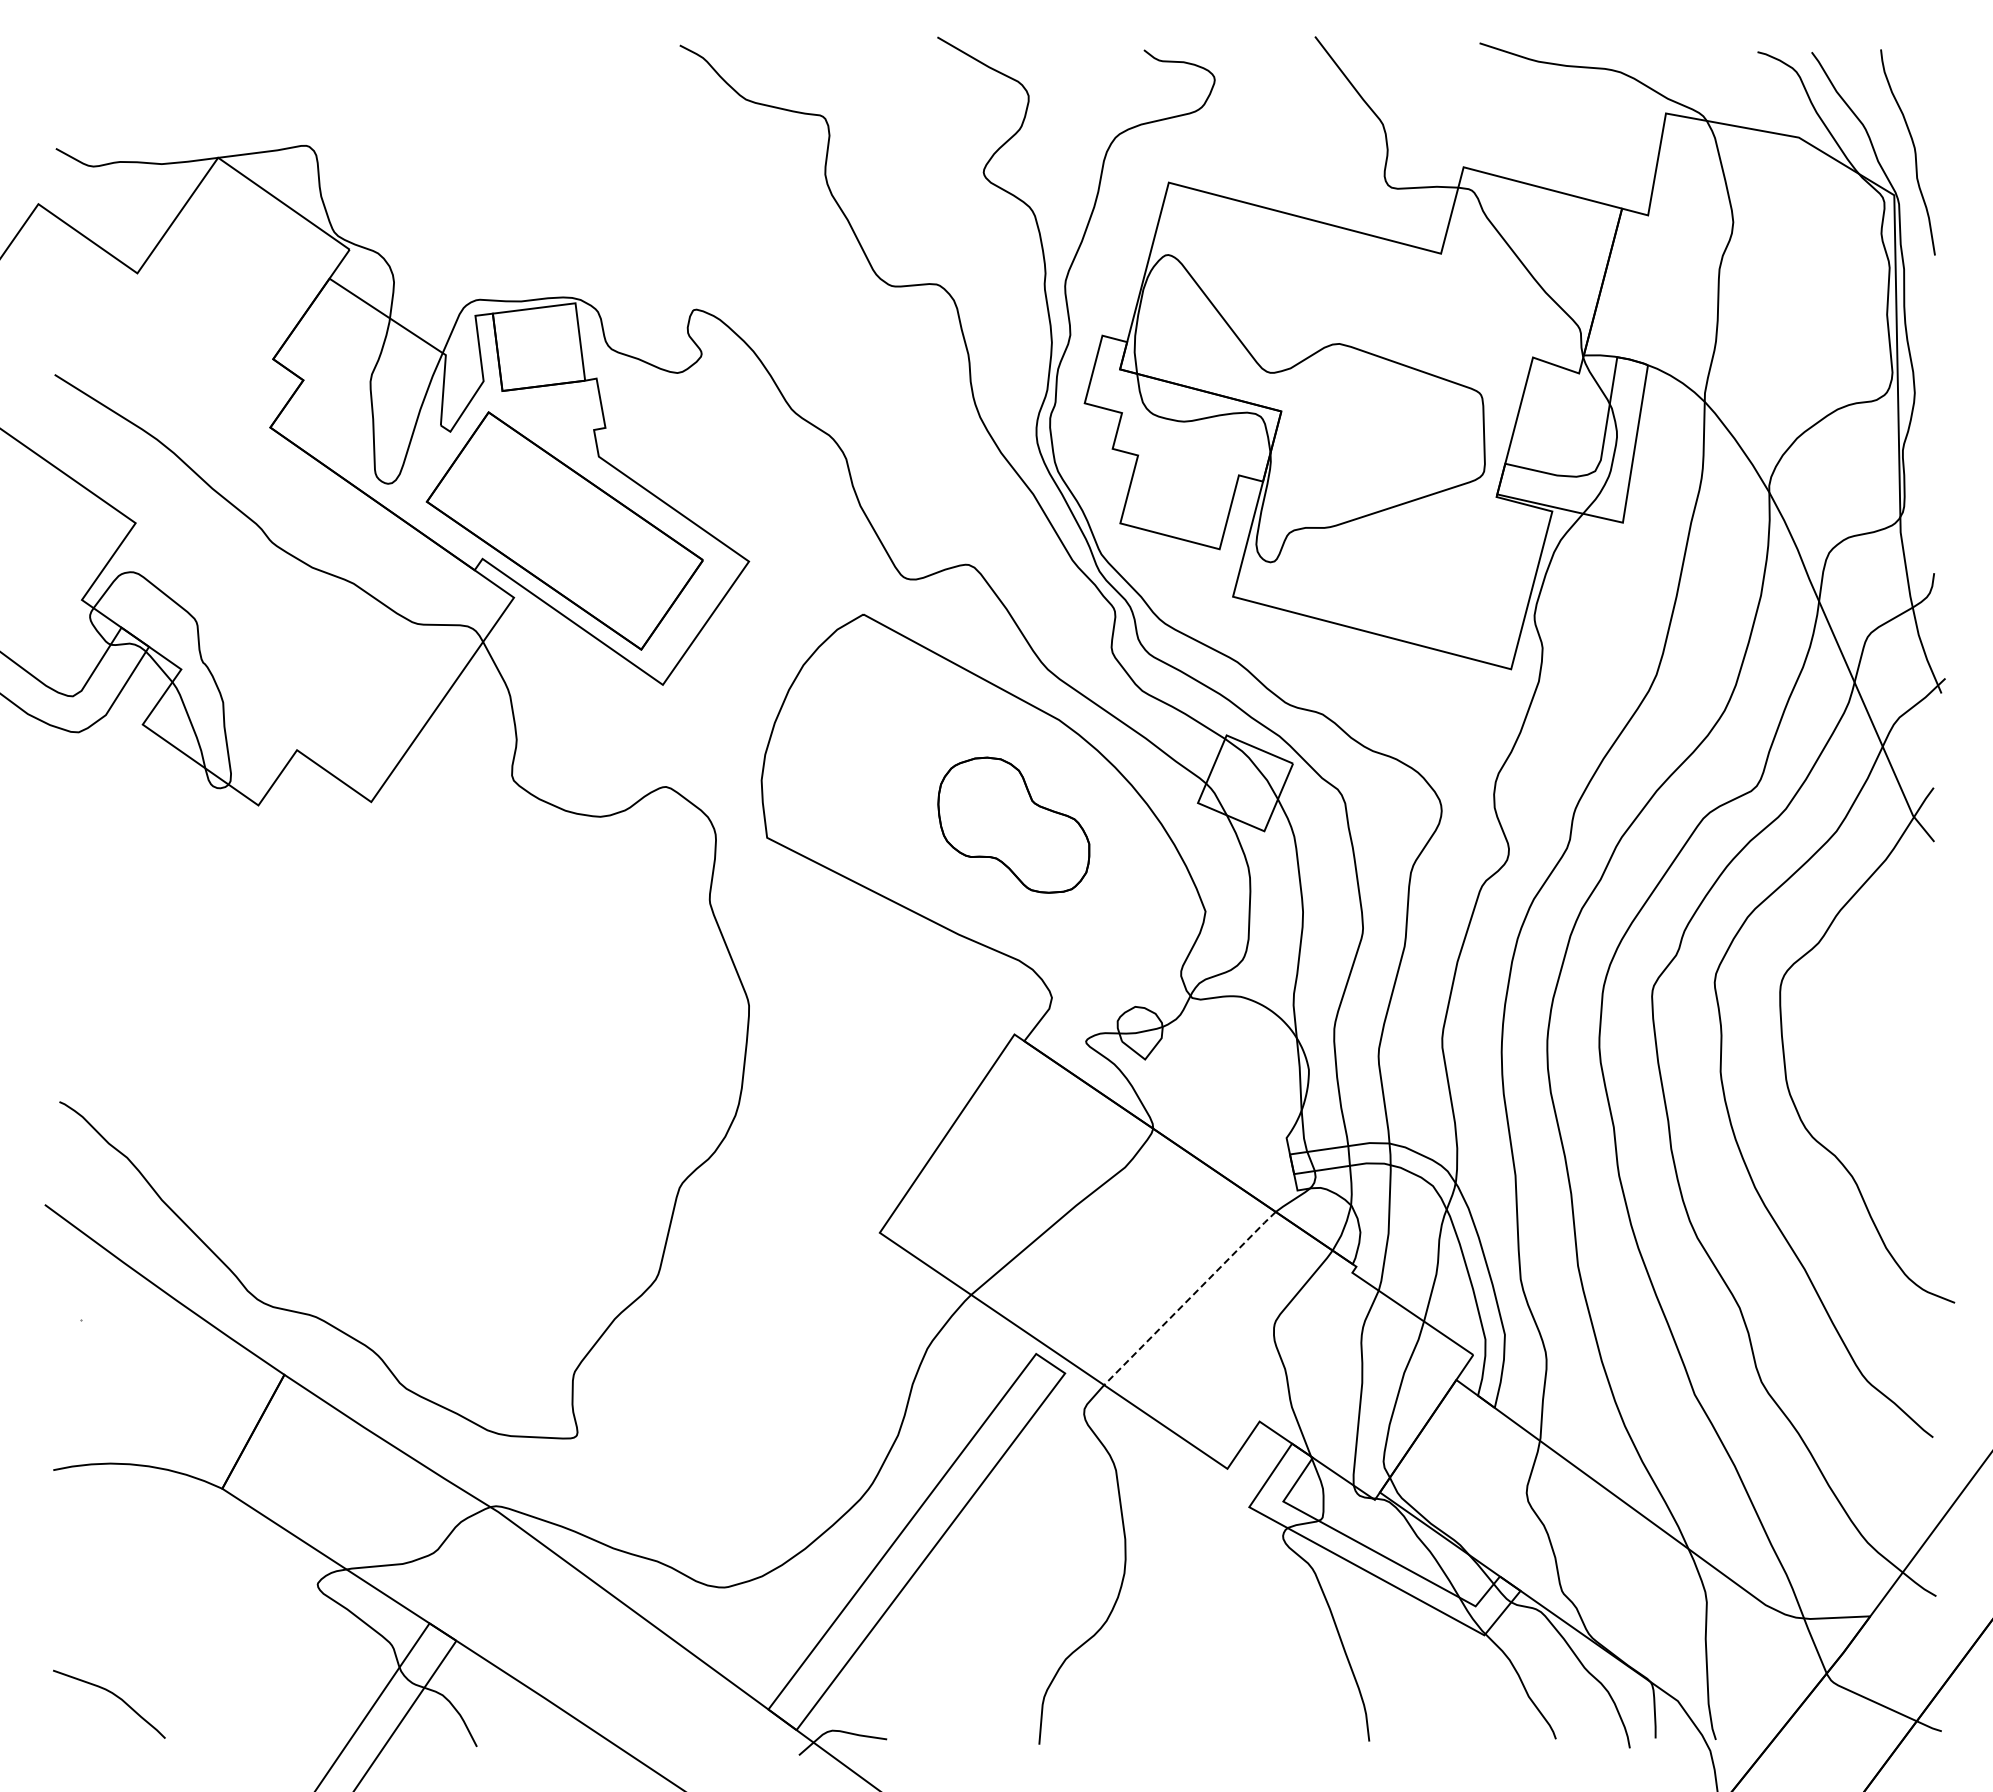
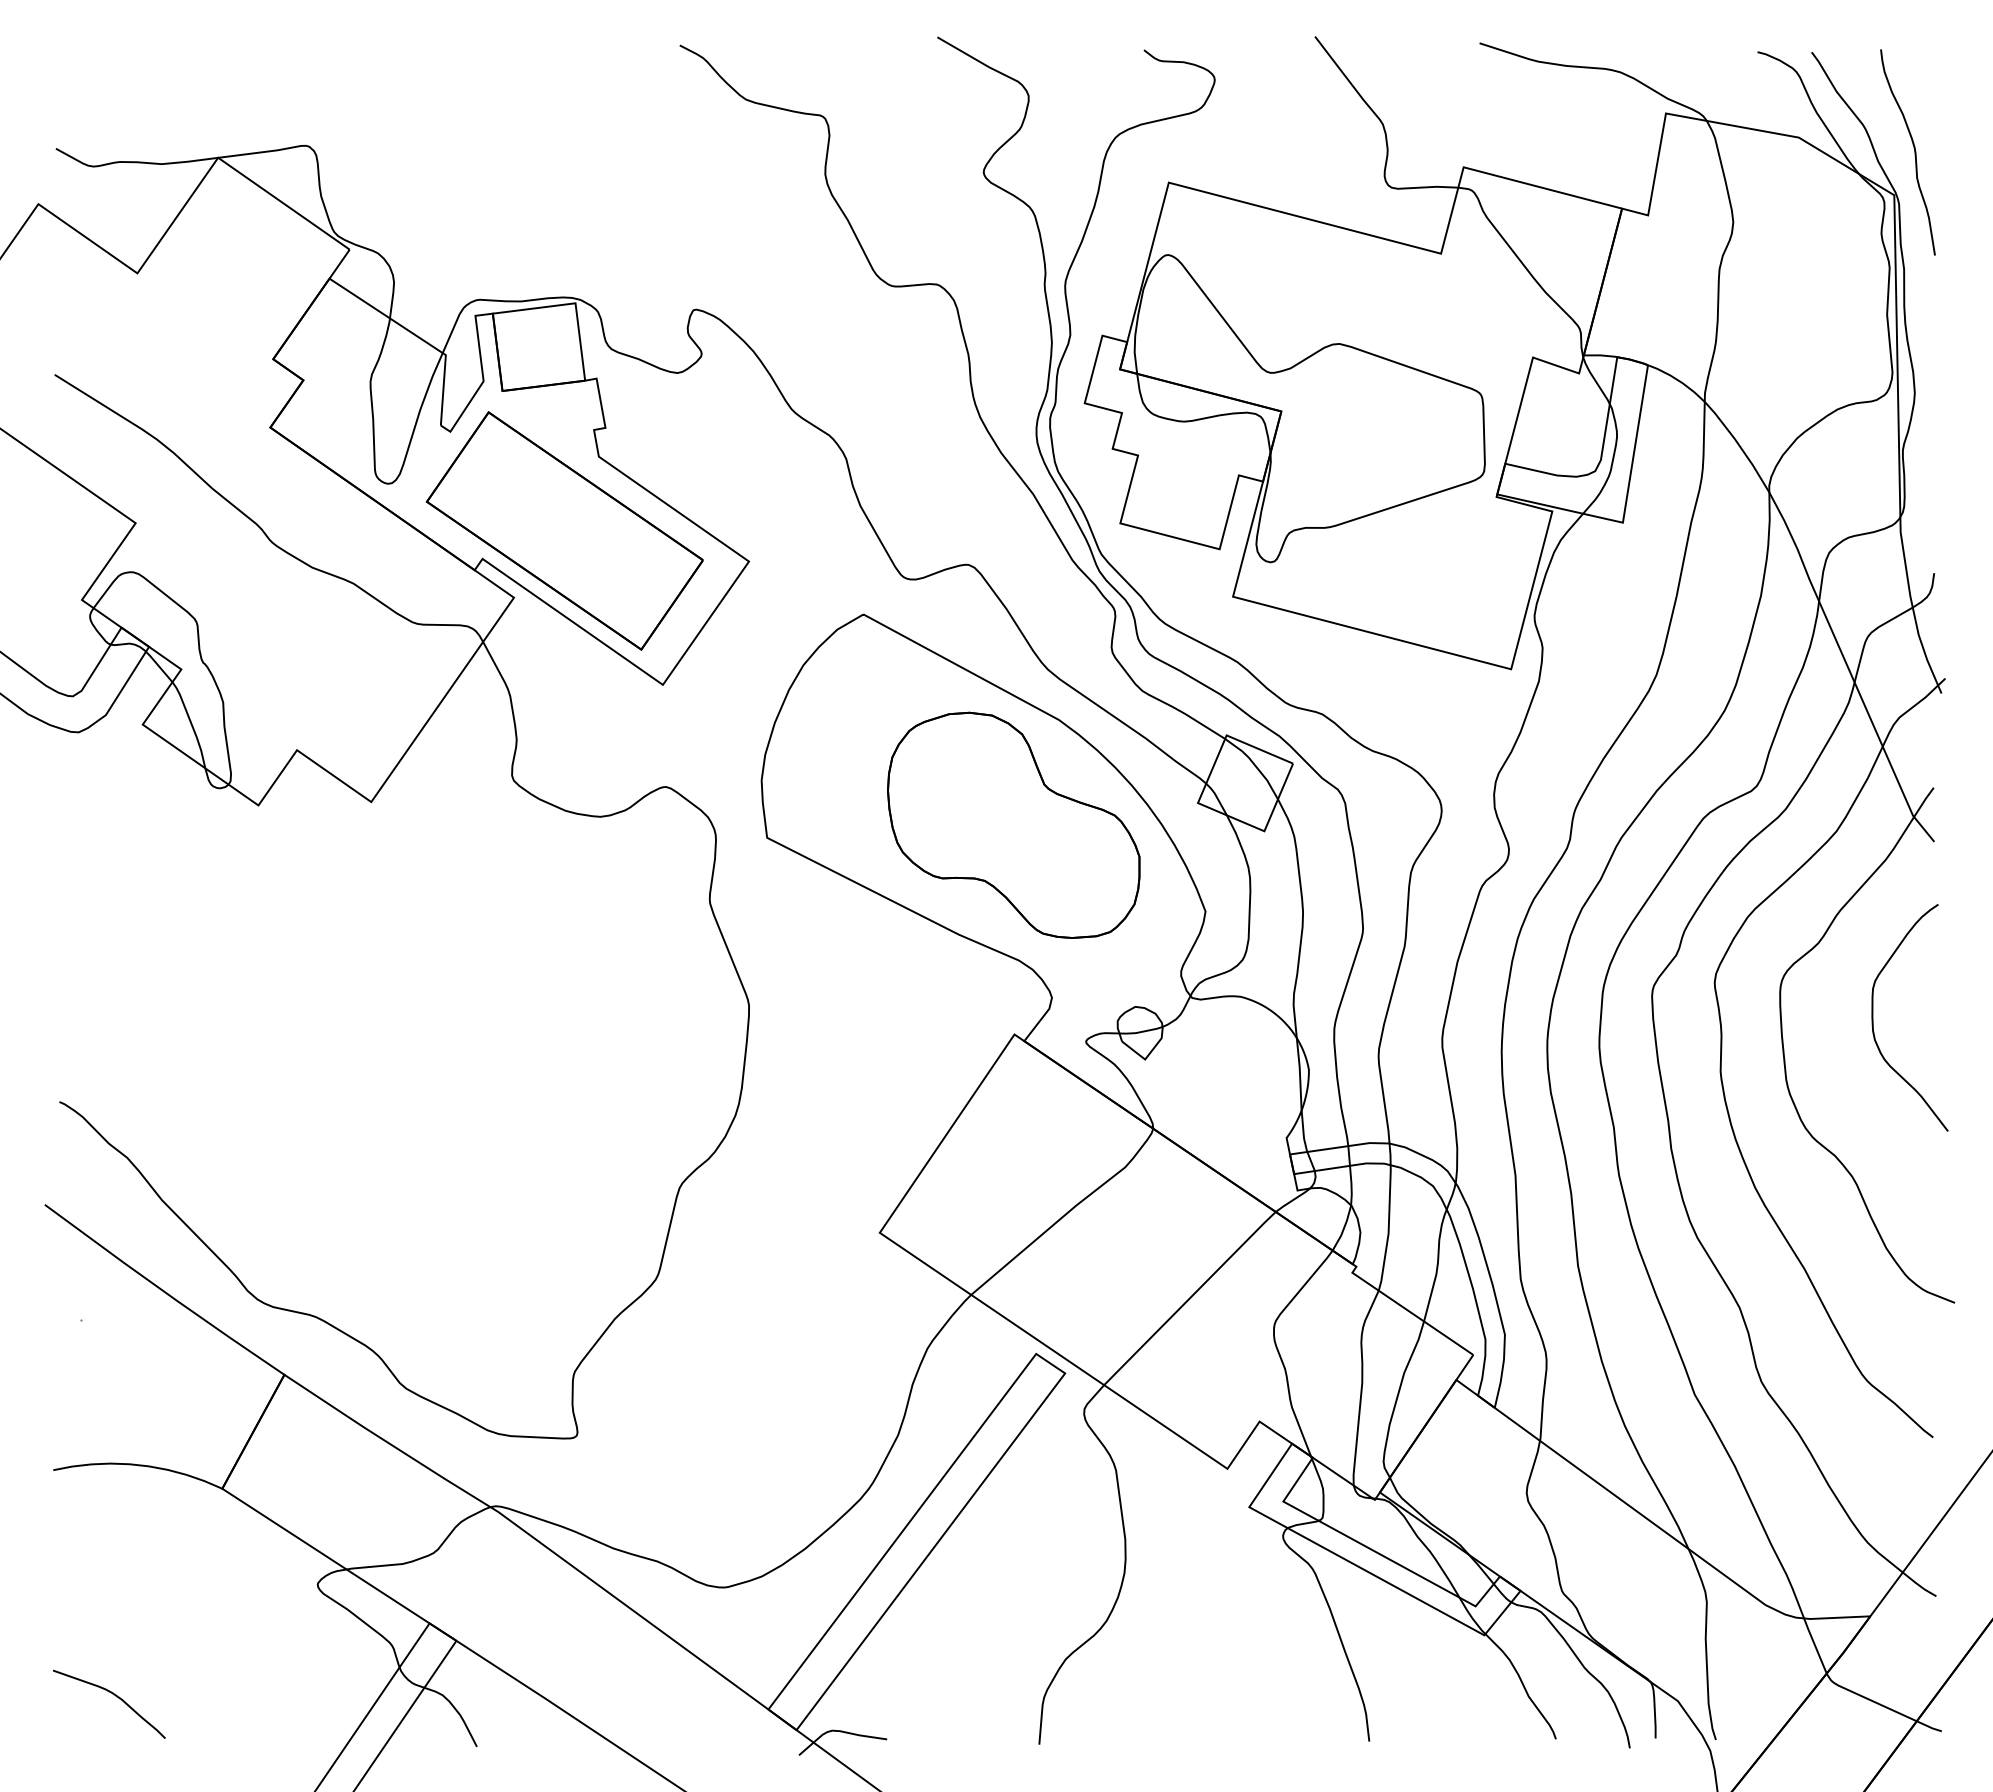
part size: 154x138 px -> 254x228 px (1013, 824)
curve: none -> present (1873, 1017)
line: dashed -> solid (1190, 1297)
